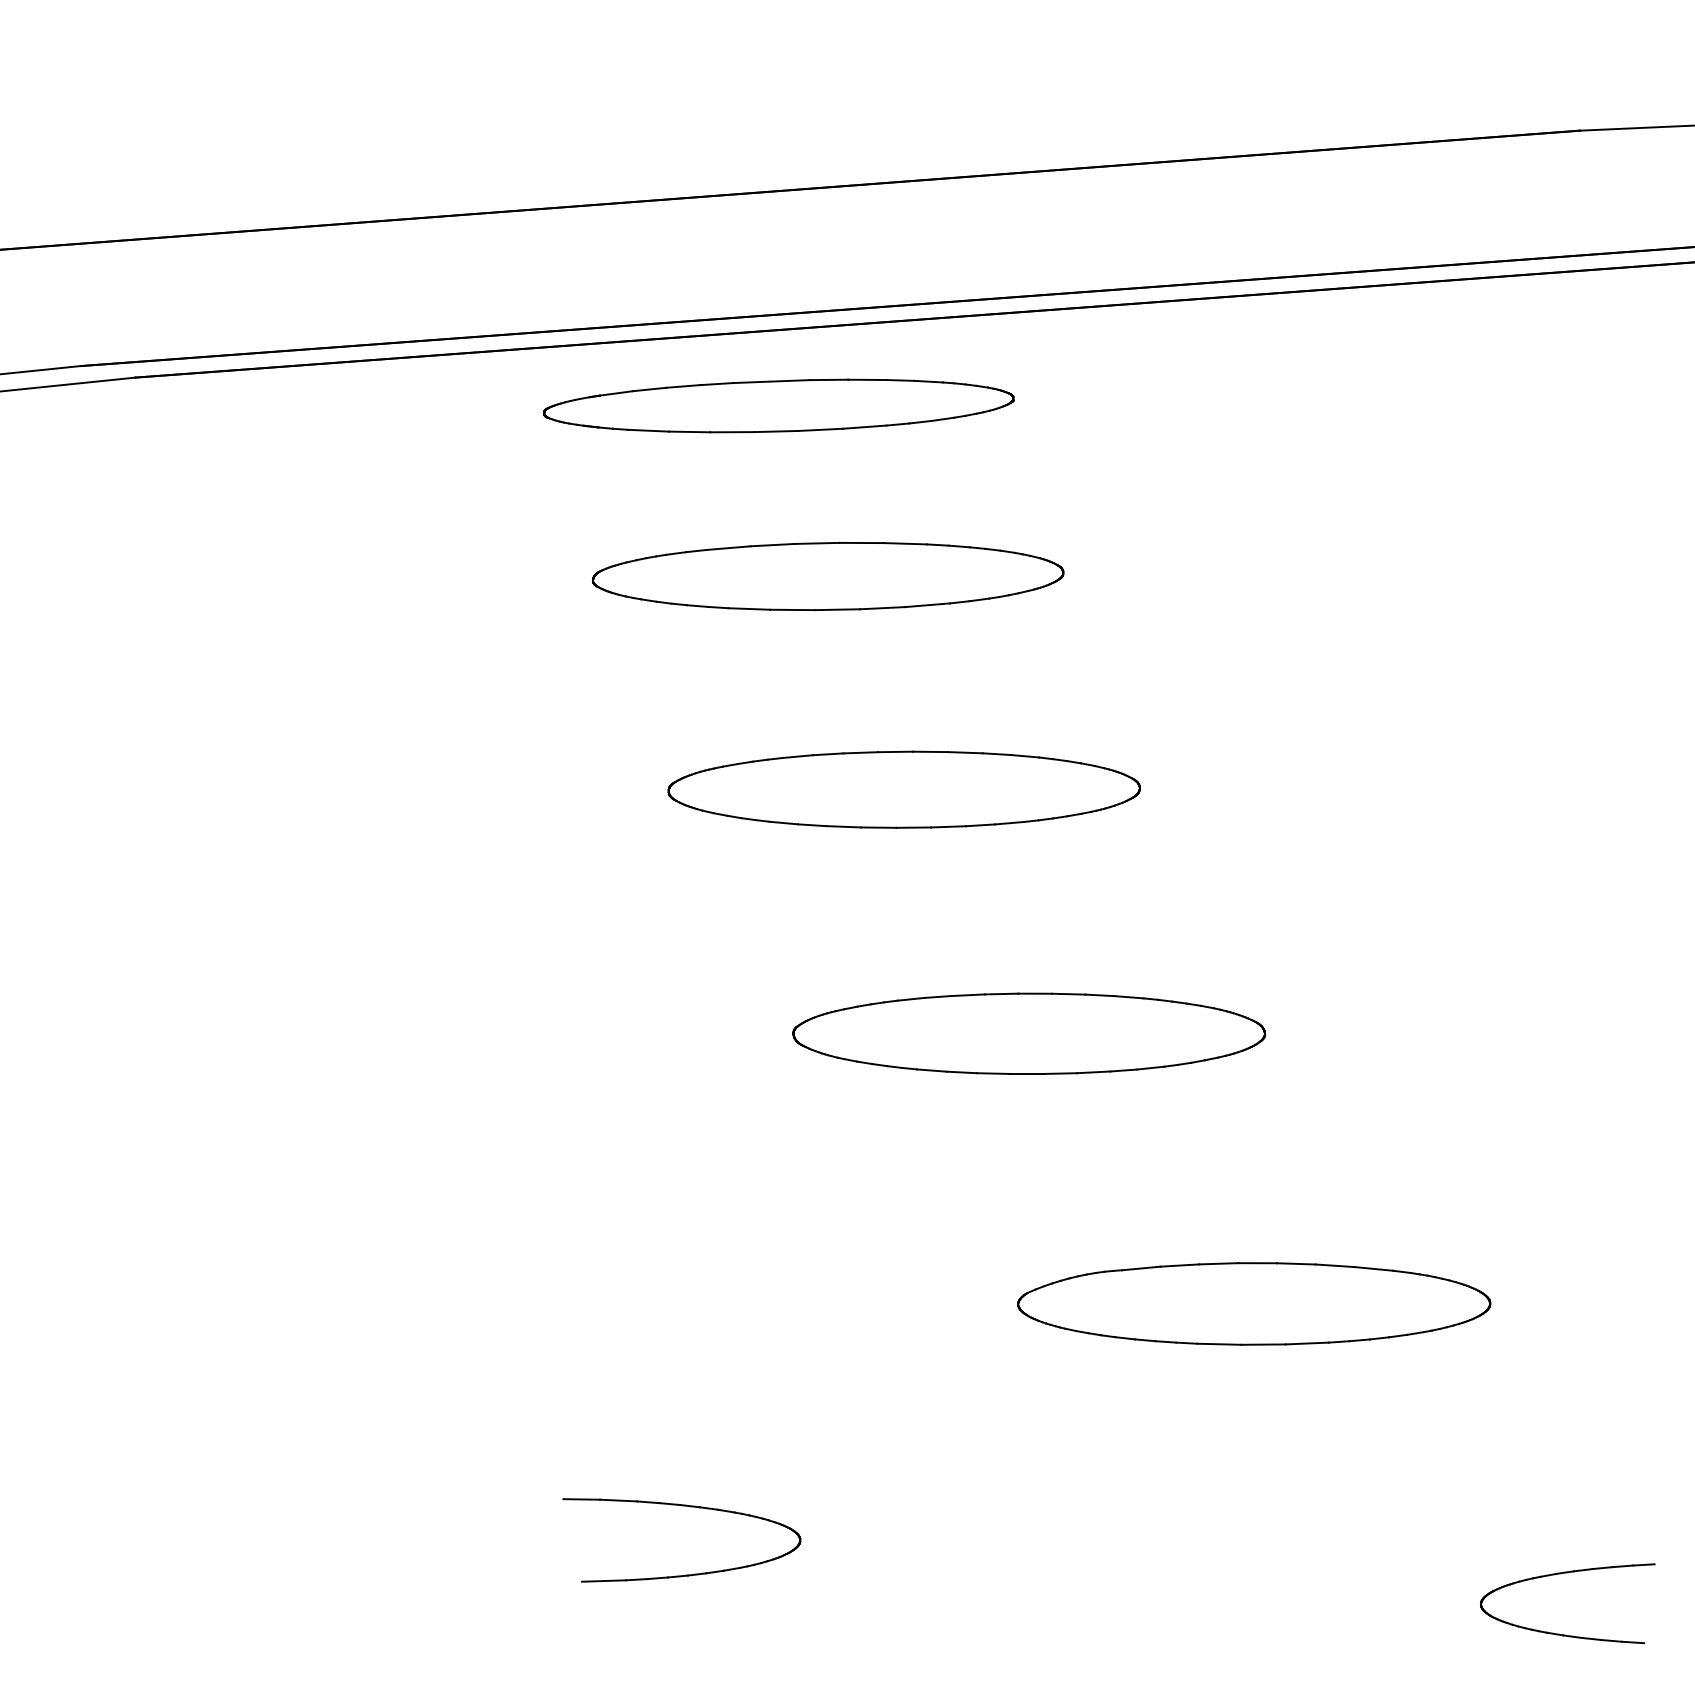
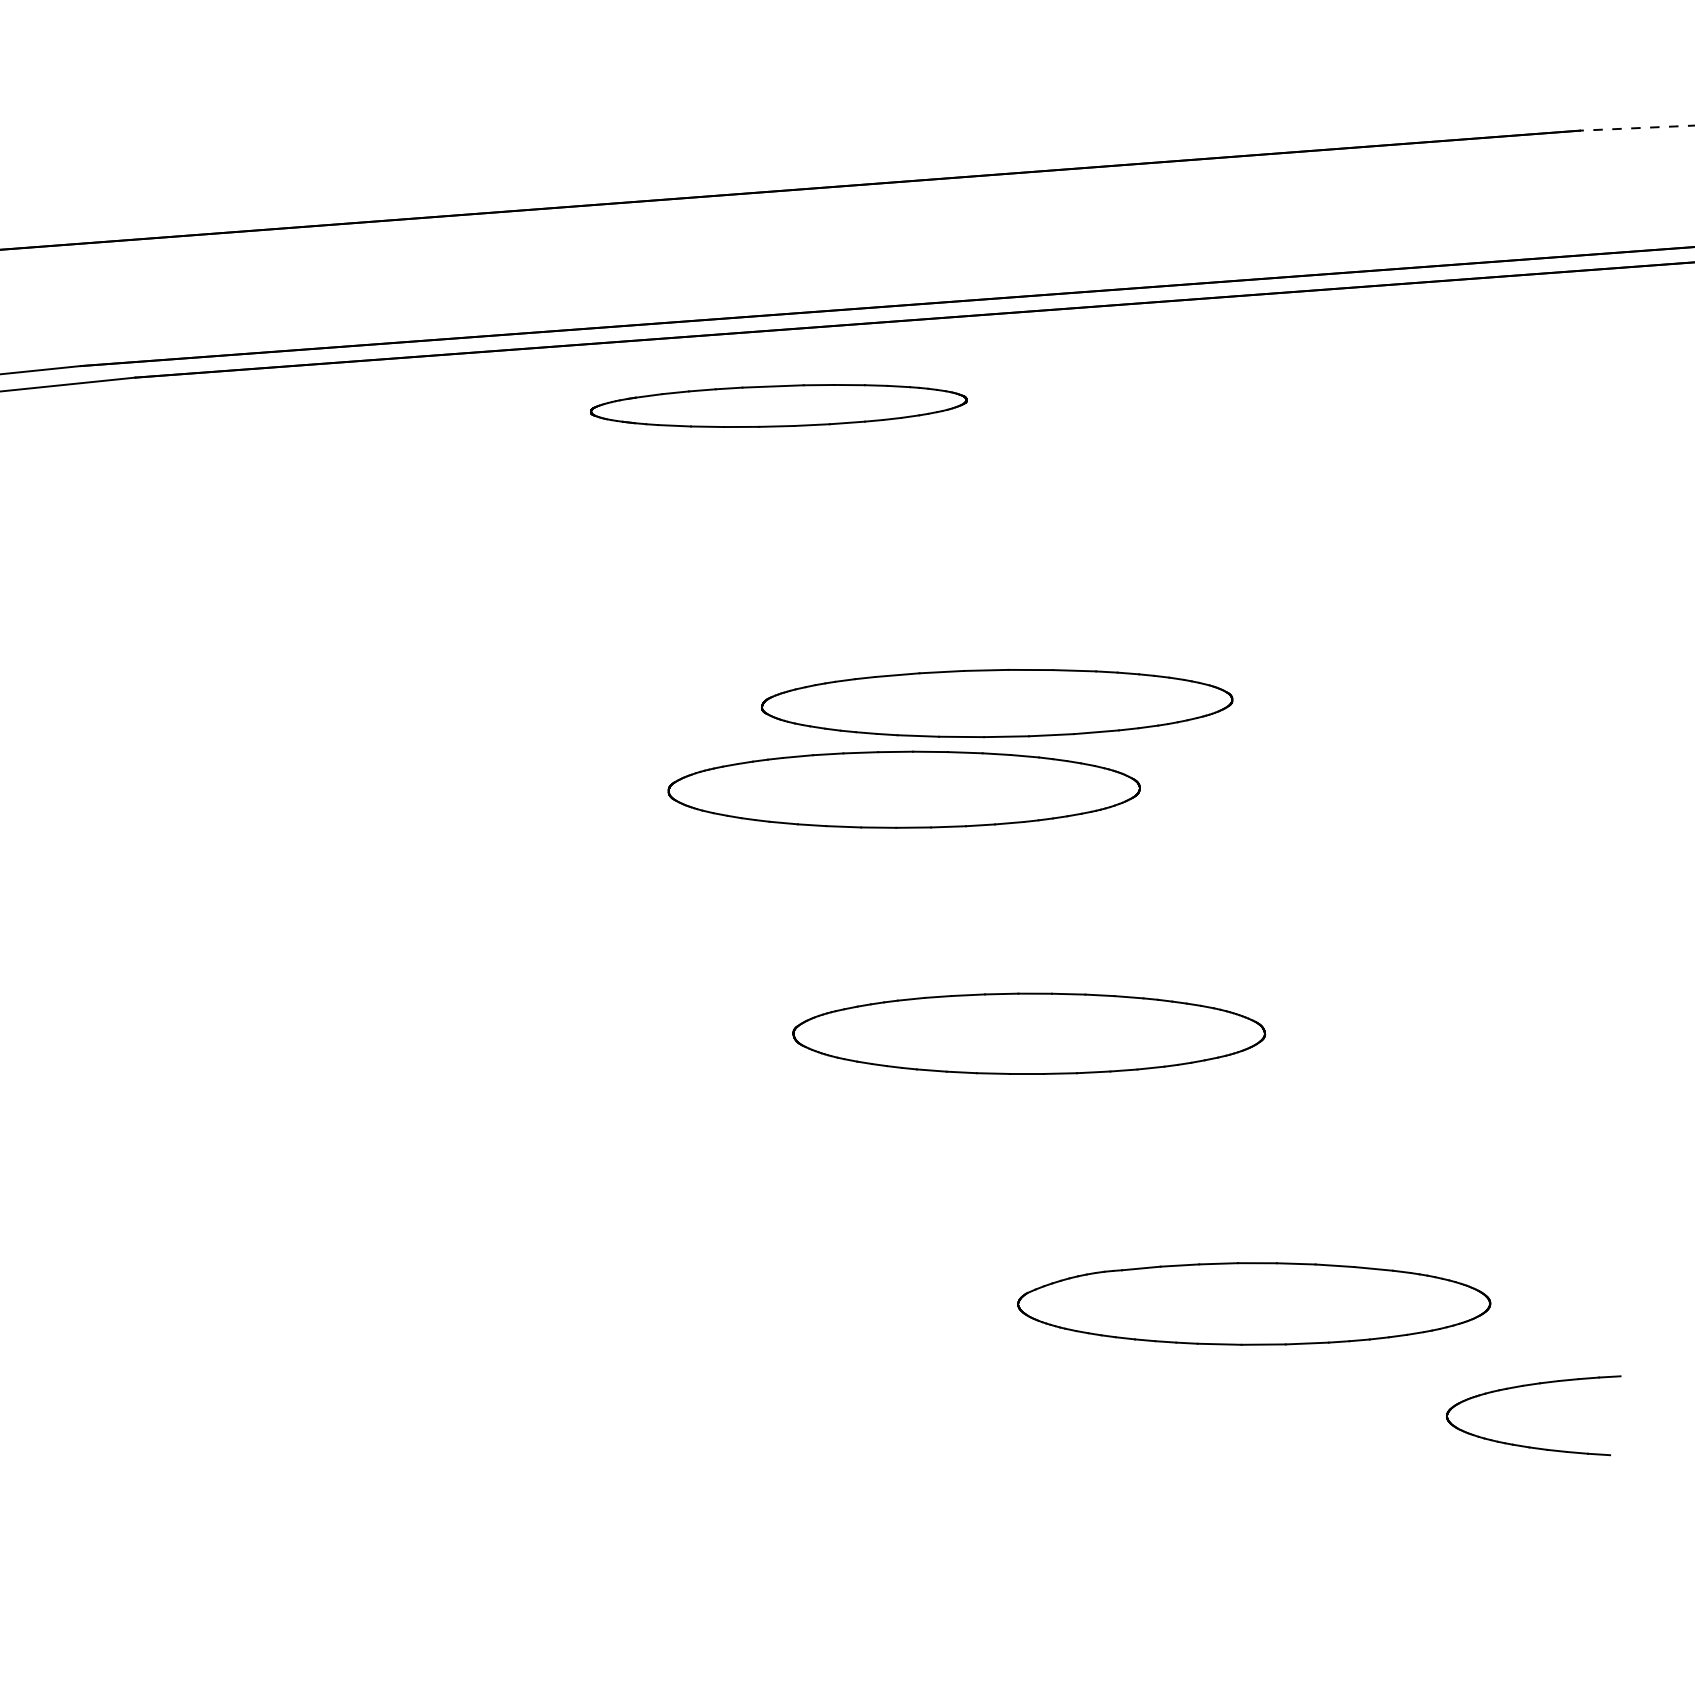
line: solid -> dashed (1636, 128)
part size: 472x56 px -> 378x44 px (778, 405)
part position: (828, 576) -> (997, 703) (997, 703)
part: present -> none (681, 1506)
part position: (1561, 1574) -> (1527, 1386) (1527, 1386)
